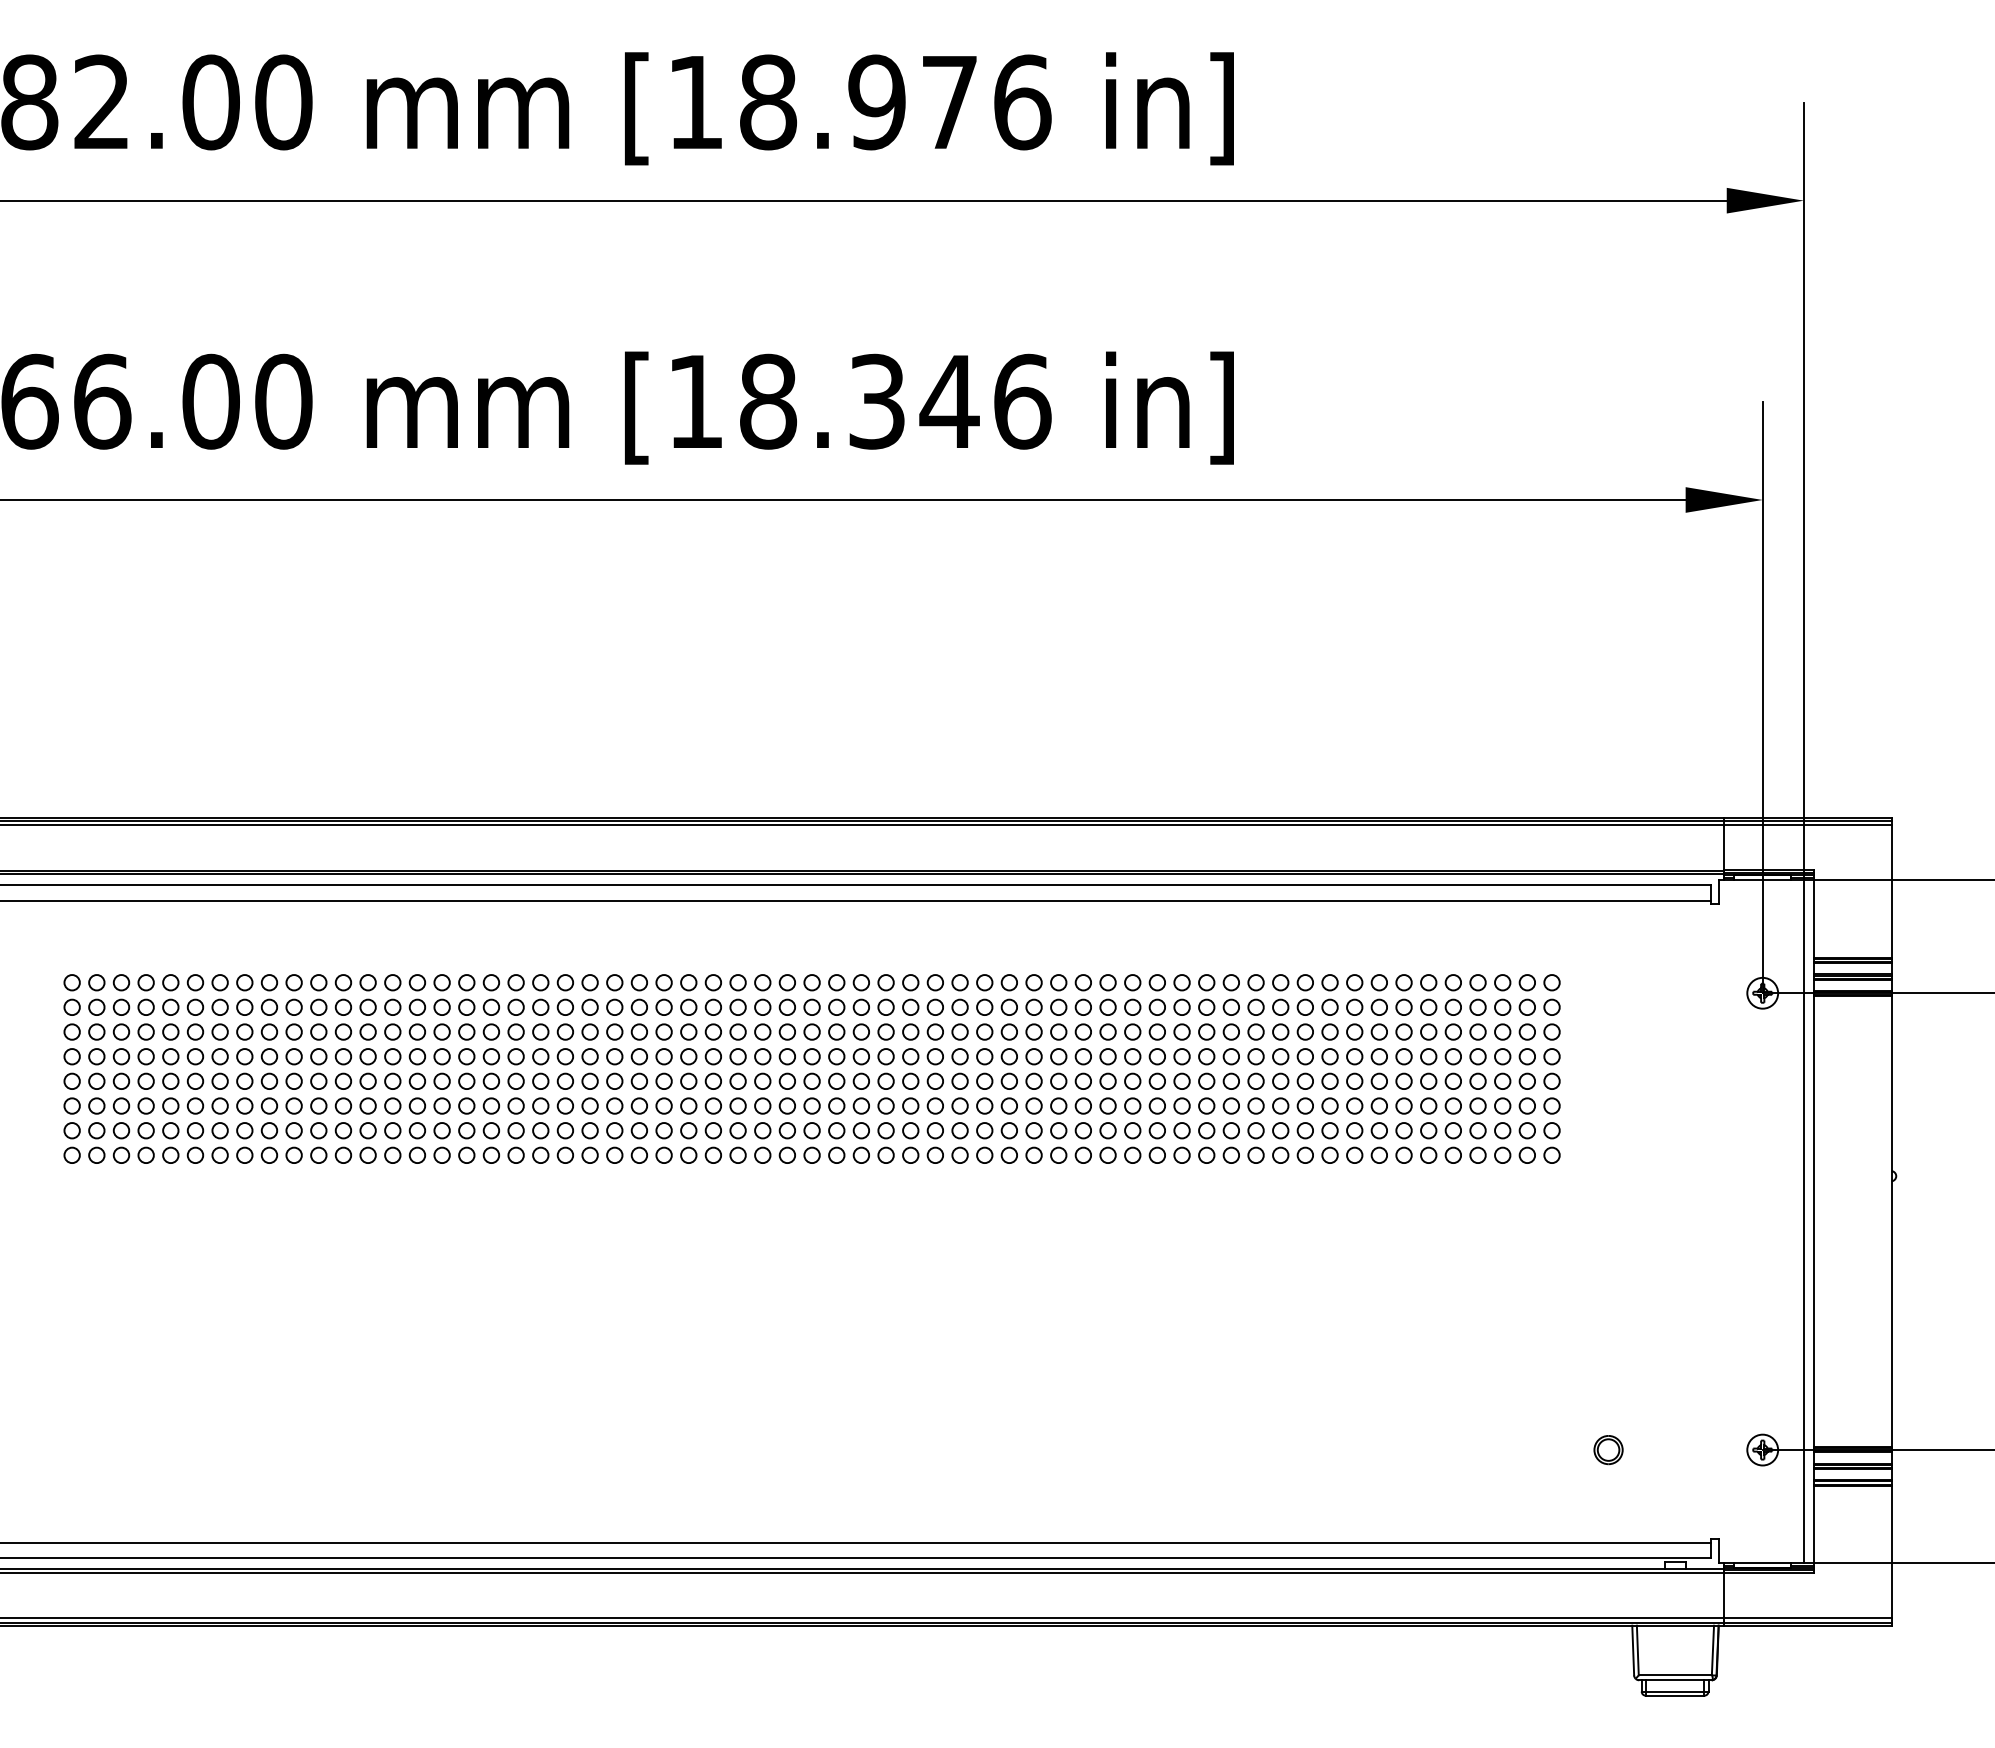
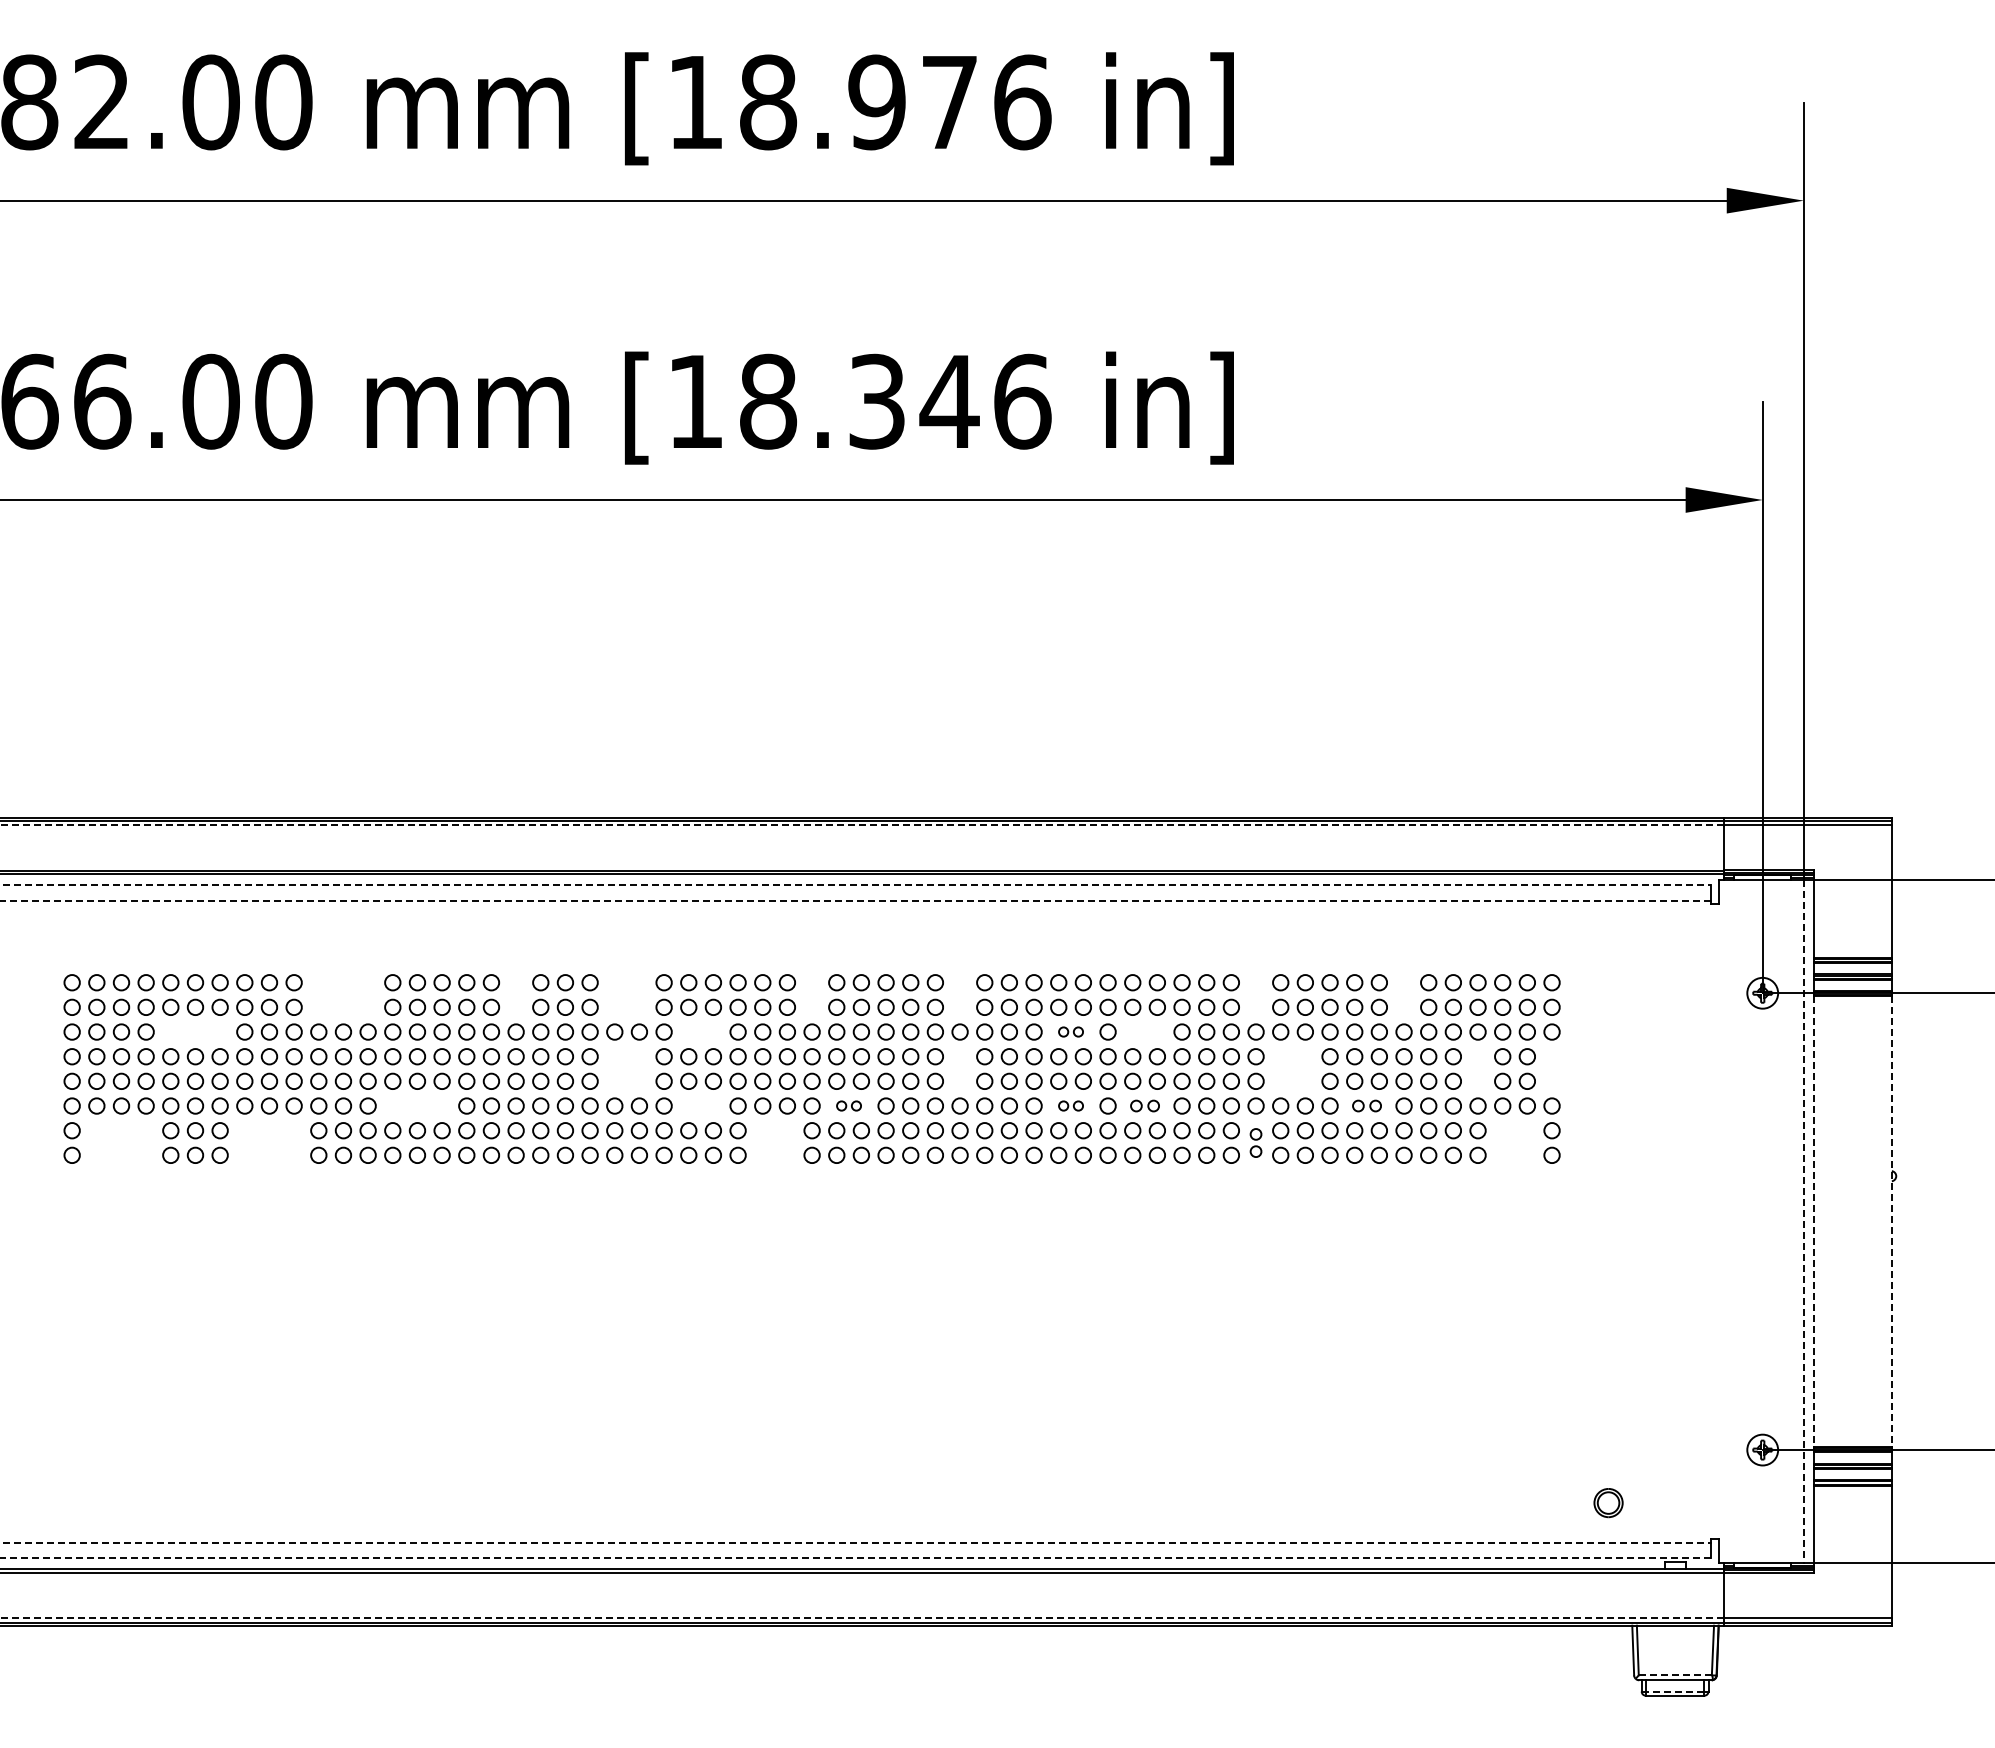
line: solid -> dashed (862, 825)
line: solid -> dashed (856, 885)
line: solid -> dashed (855, 900)
part: present -> none (621, 988)
part: present -> none (343, 994)
part: present -> none (515, 994)
part: present -> none (811, 994)
part: present -> none (959, 994)
part: present -> none (1255, 994)
part: present -> none (1403, 994)
part: present -> none (195, 1031)
part: present -> none (700, 1031)
part size: 42x18 px -> 26x12 px (1070, 1031)
part: present -> none (1144, 1031)
part: present -> none (621, 1062)
part: present -> none (1287, 1062)
part: present -> none (959, 1068)
part: present -> none (1477, 1068)
part: present -> none (1551, 1068)
part: present -> none (417, 1105)
part: present -> none (700, 1105)
part size: 42x18 px -> 26x12 px (848, 1105)
part size: 42x18 px -> 26x12 px (1070, 1105)
part size: 42x18 px -> 30x14 px (1144, 1105)
part size: 42x18 px -> 30x14 px (1366, 1105)
part: present -> none (769, 1136)
part: present -> none (1509, 1136)
part: present -> none (121, 1142)
part: present -> none (269, 1142)
part size: 18x42 px -> 14x30 px (1255, 1142)
line: solid -> dashed (1803, 1221)
line: solid -> dashed (1813, 1222)
line: solid -> dashed (1891, 1222)
part position: (1608, 1450) -> (1608, 1503) (1608, 1503)
line: solid -> dashed (856, 1542)
line: solid -> dashed (855, 1558)
line: solid -> dashed (862, 1617)
line: solid -> dashed (1675, 1675)
line: solid -> dashed (1674, 1691)
